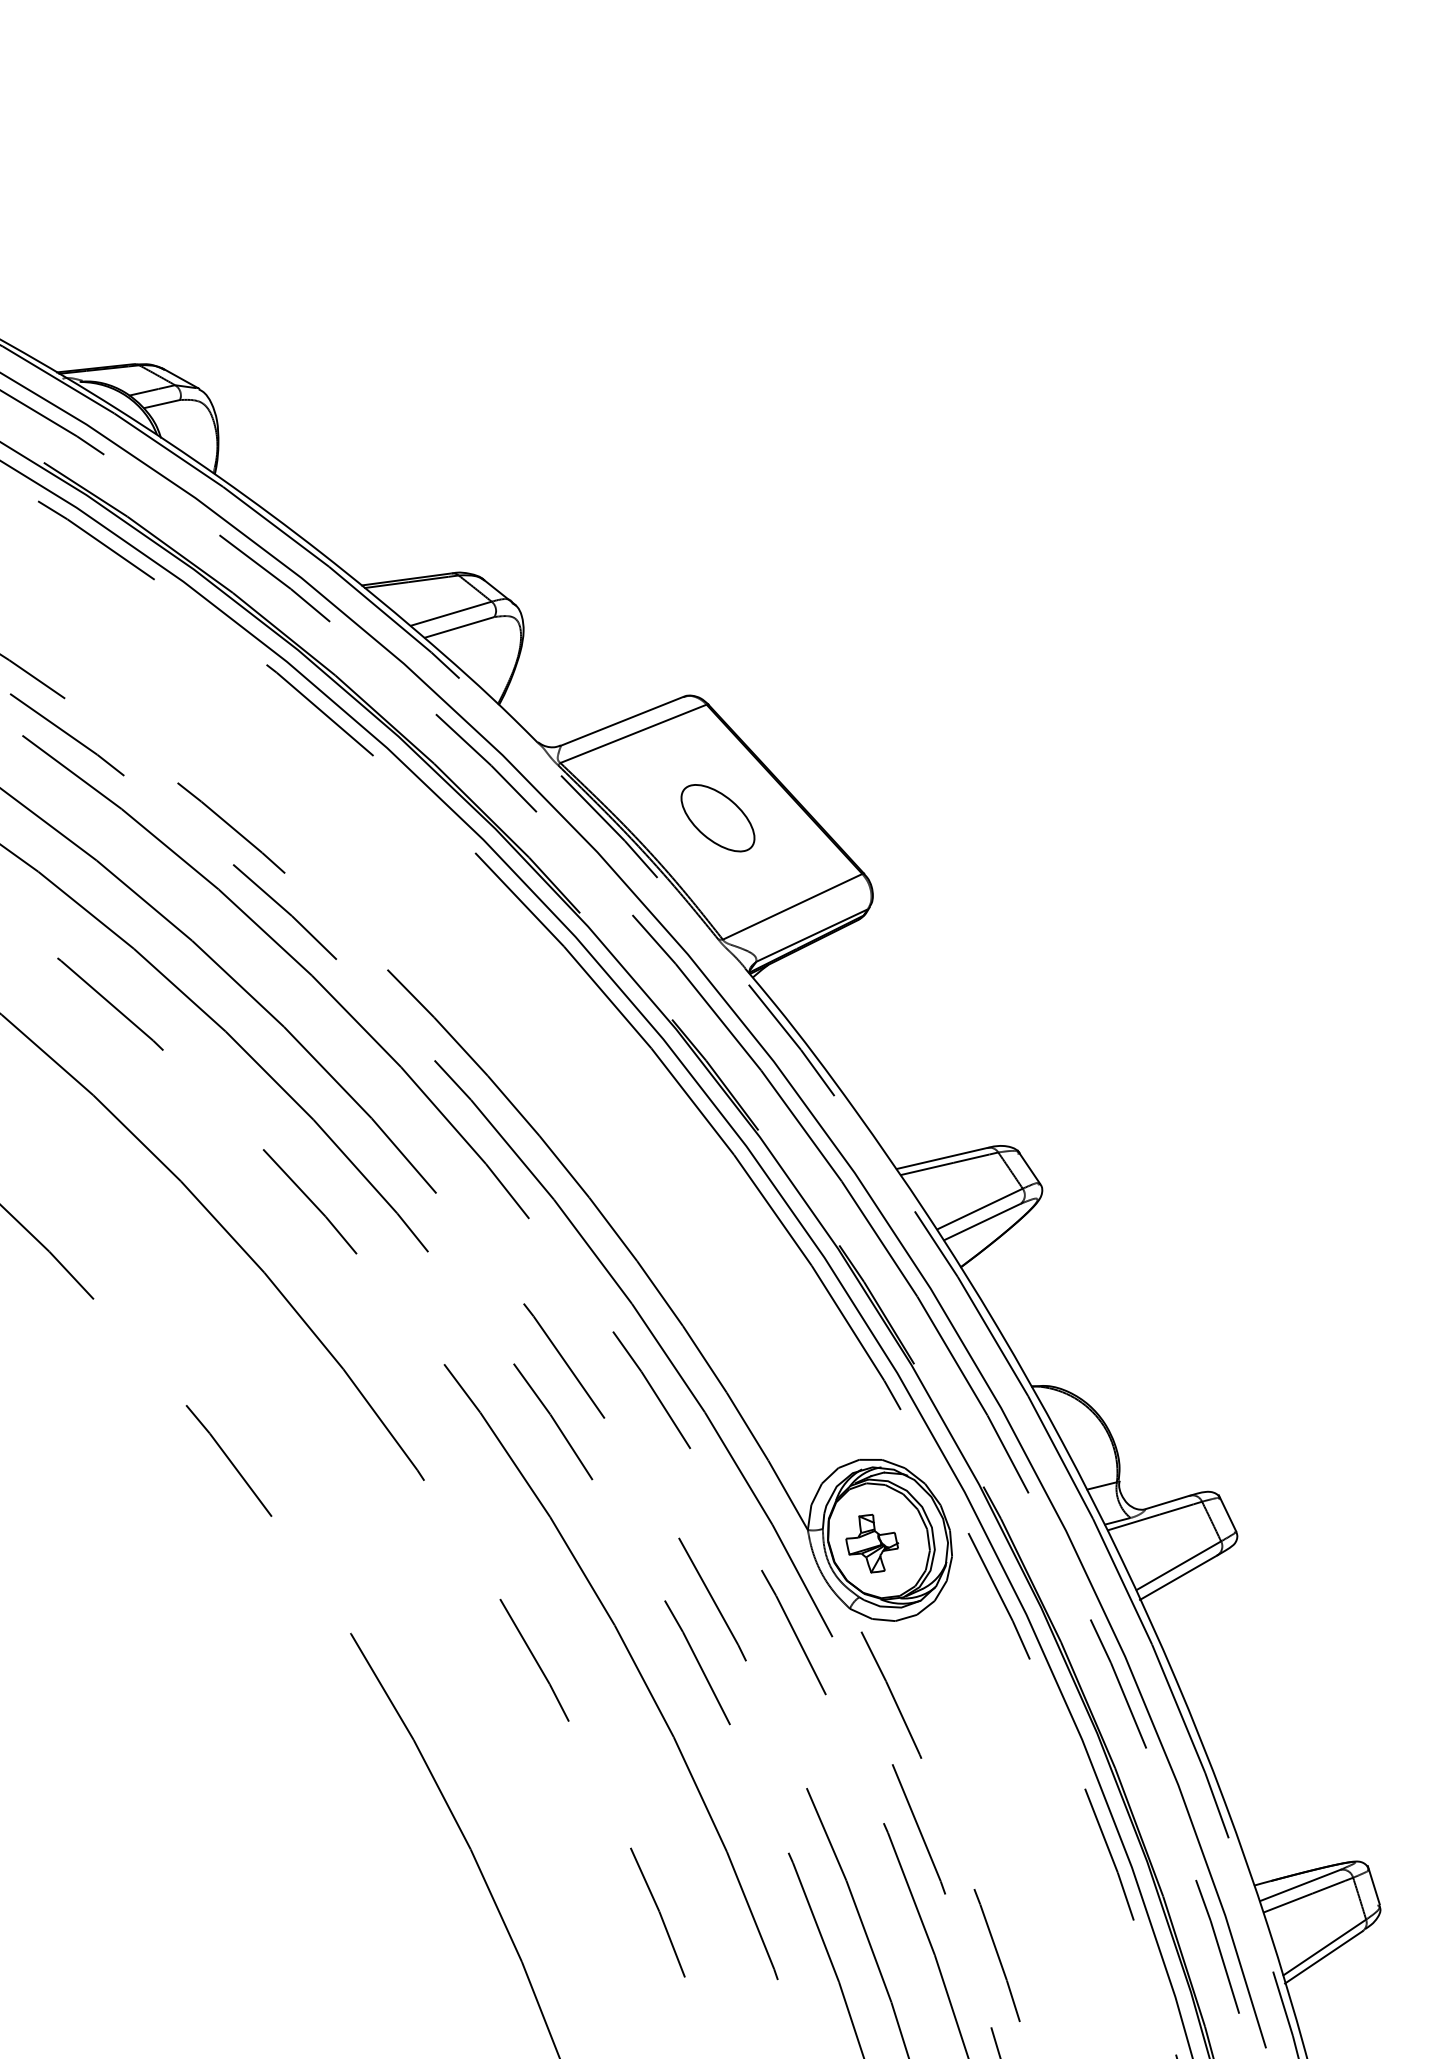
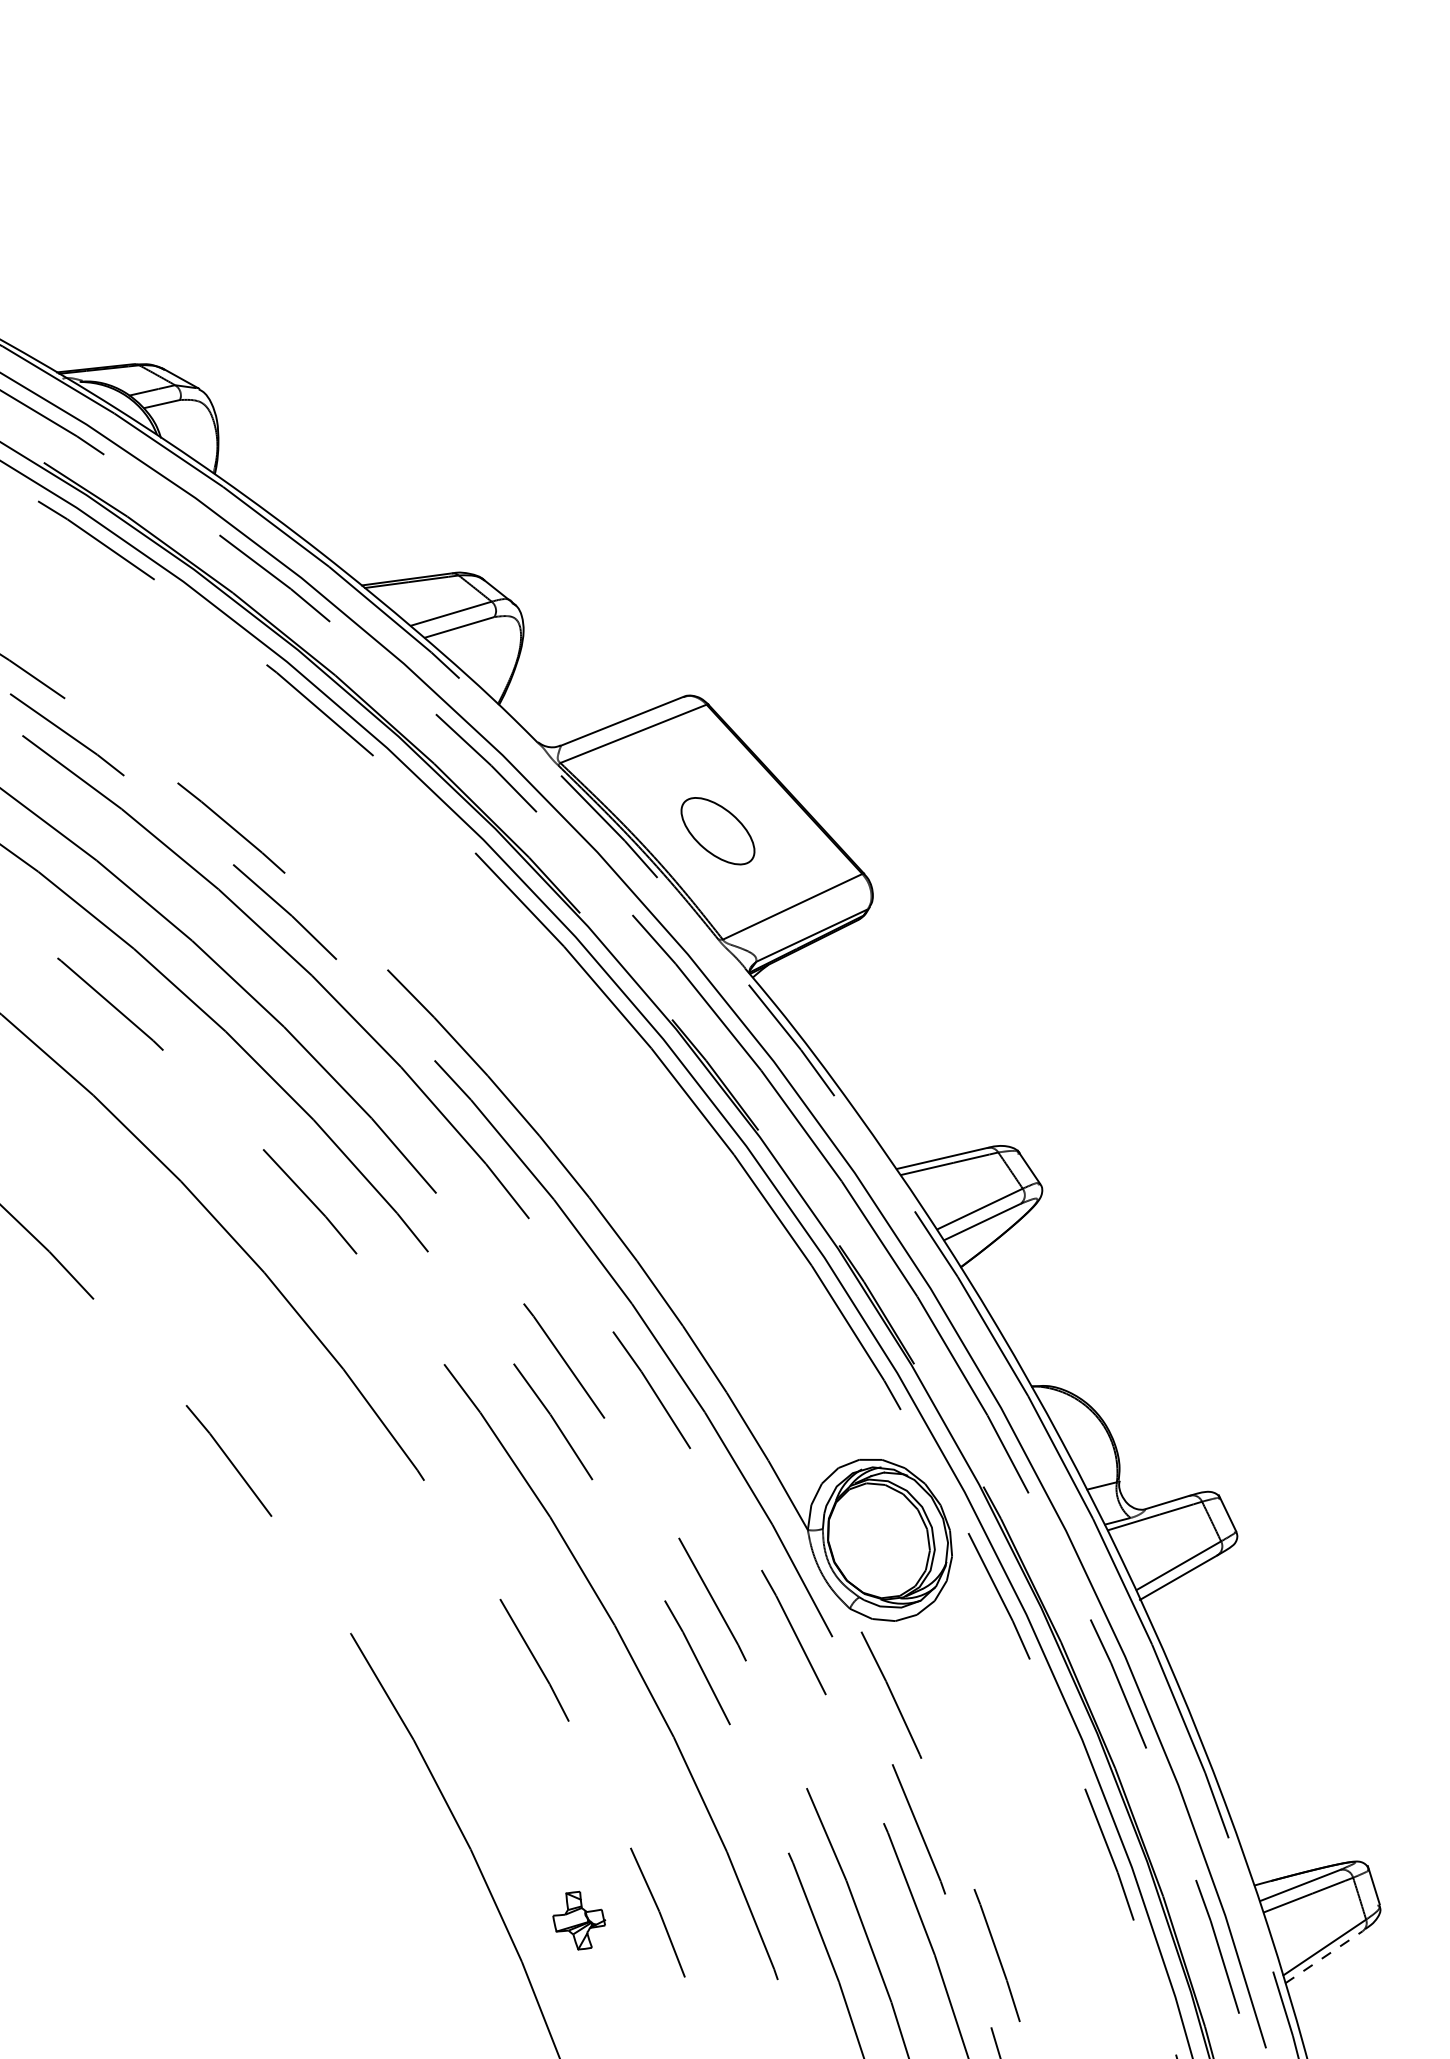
part position: (717, 818) -> (717, 831) (717, 831)
part position: (872, 1543) -> (579, 1920) (579, 1920)
line: solid -> dashed (1323, 1957)
